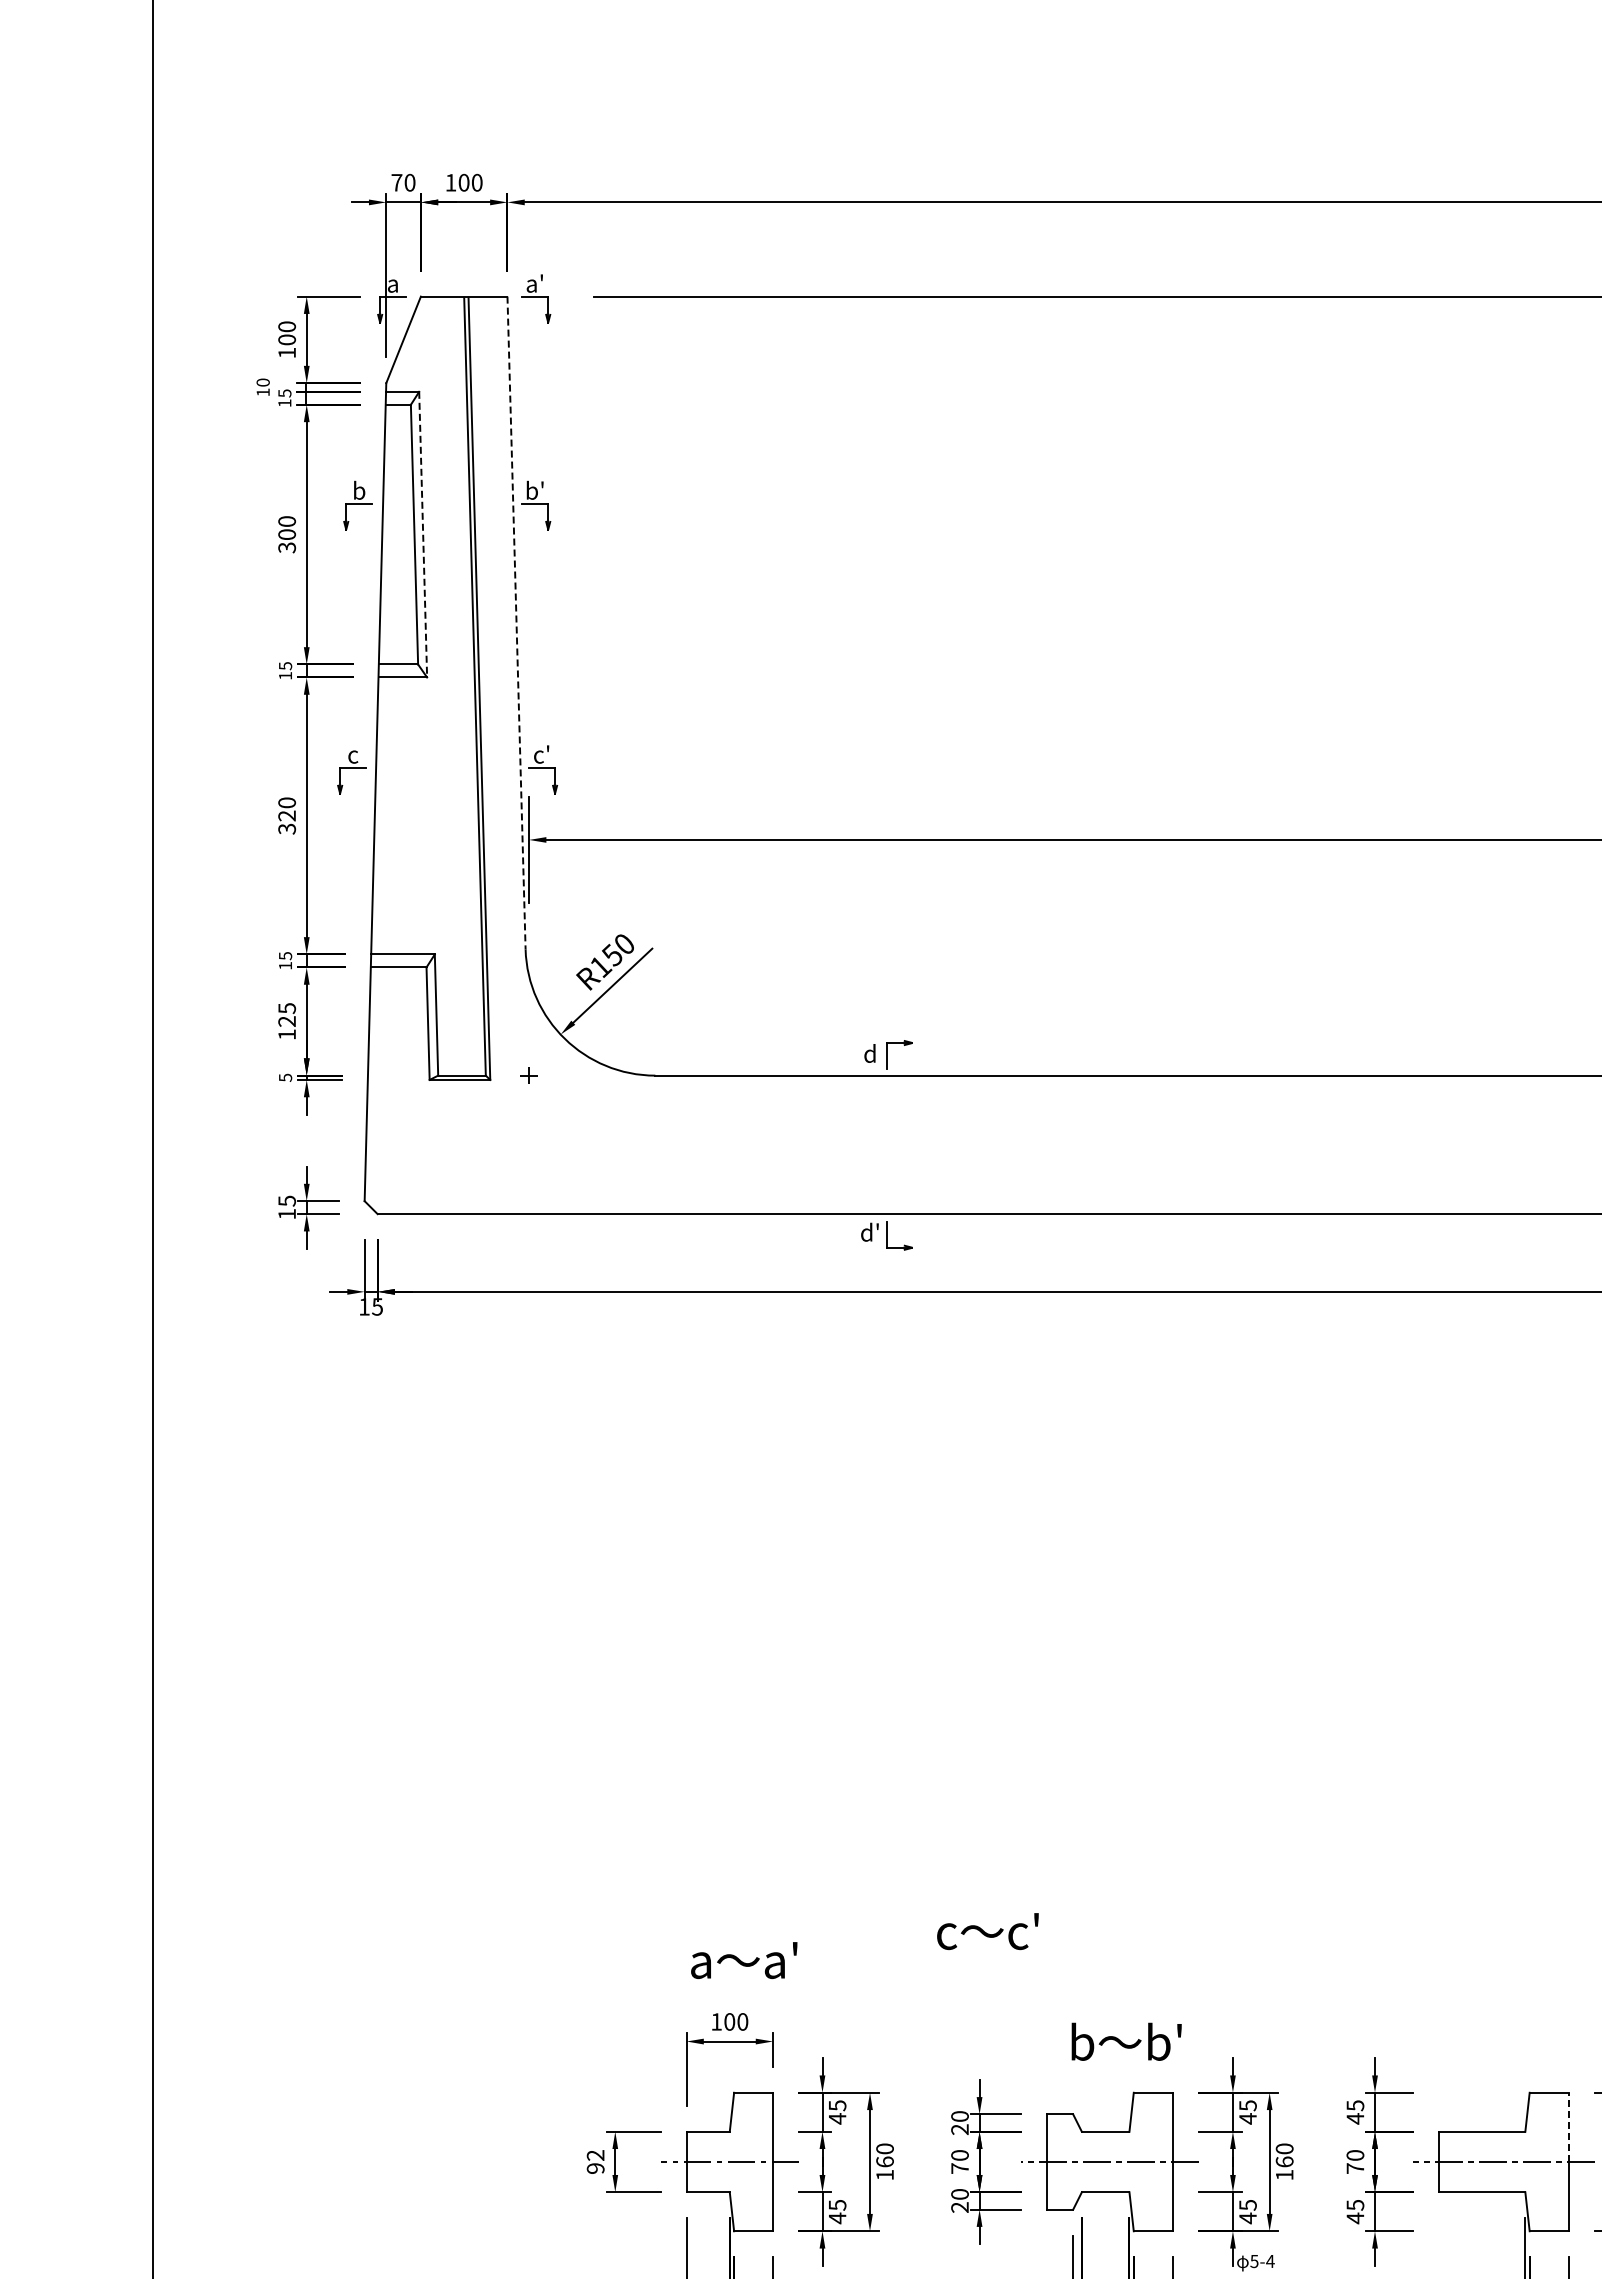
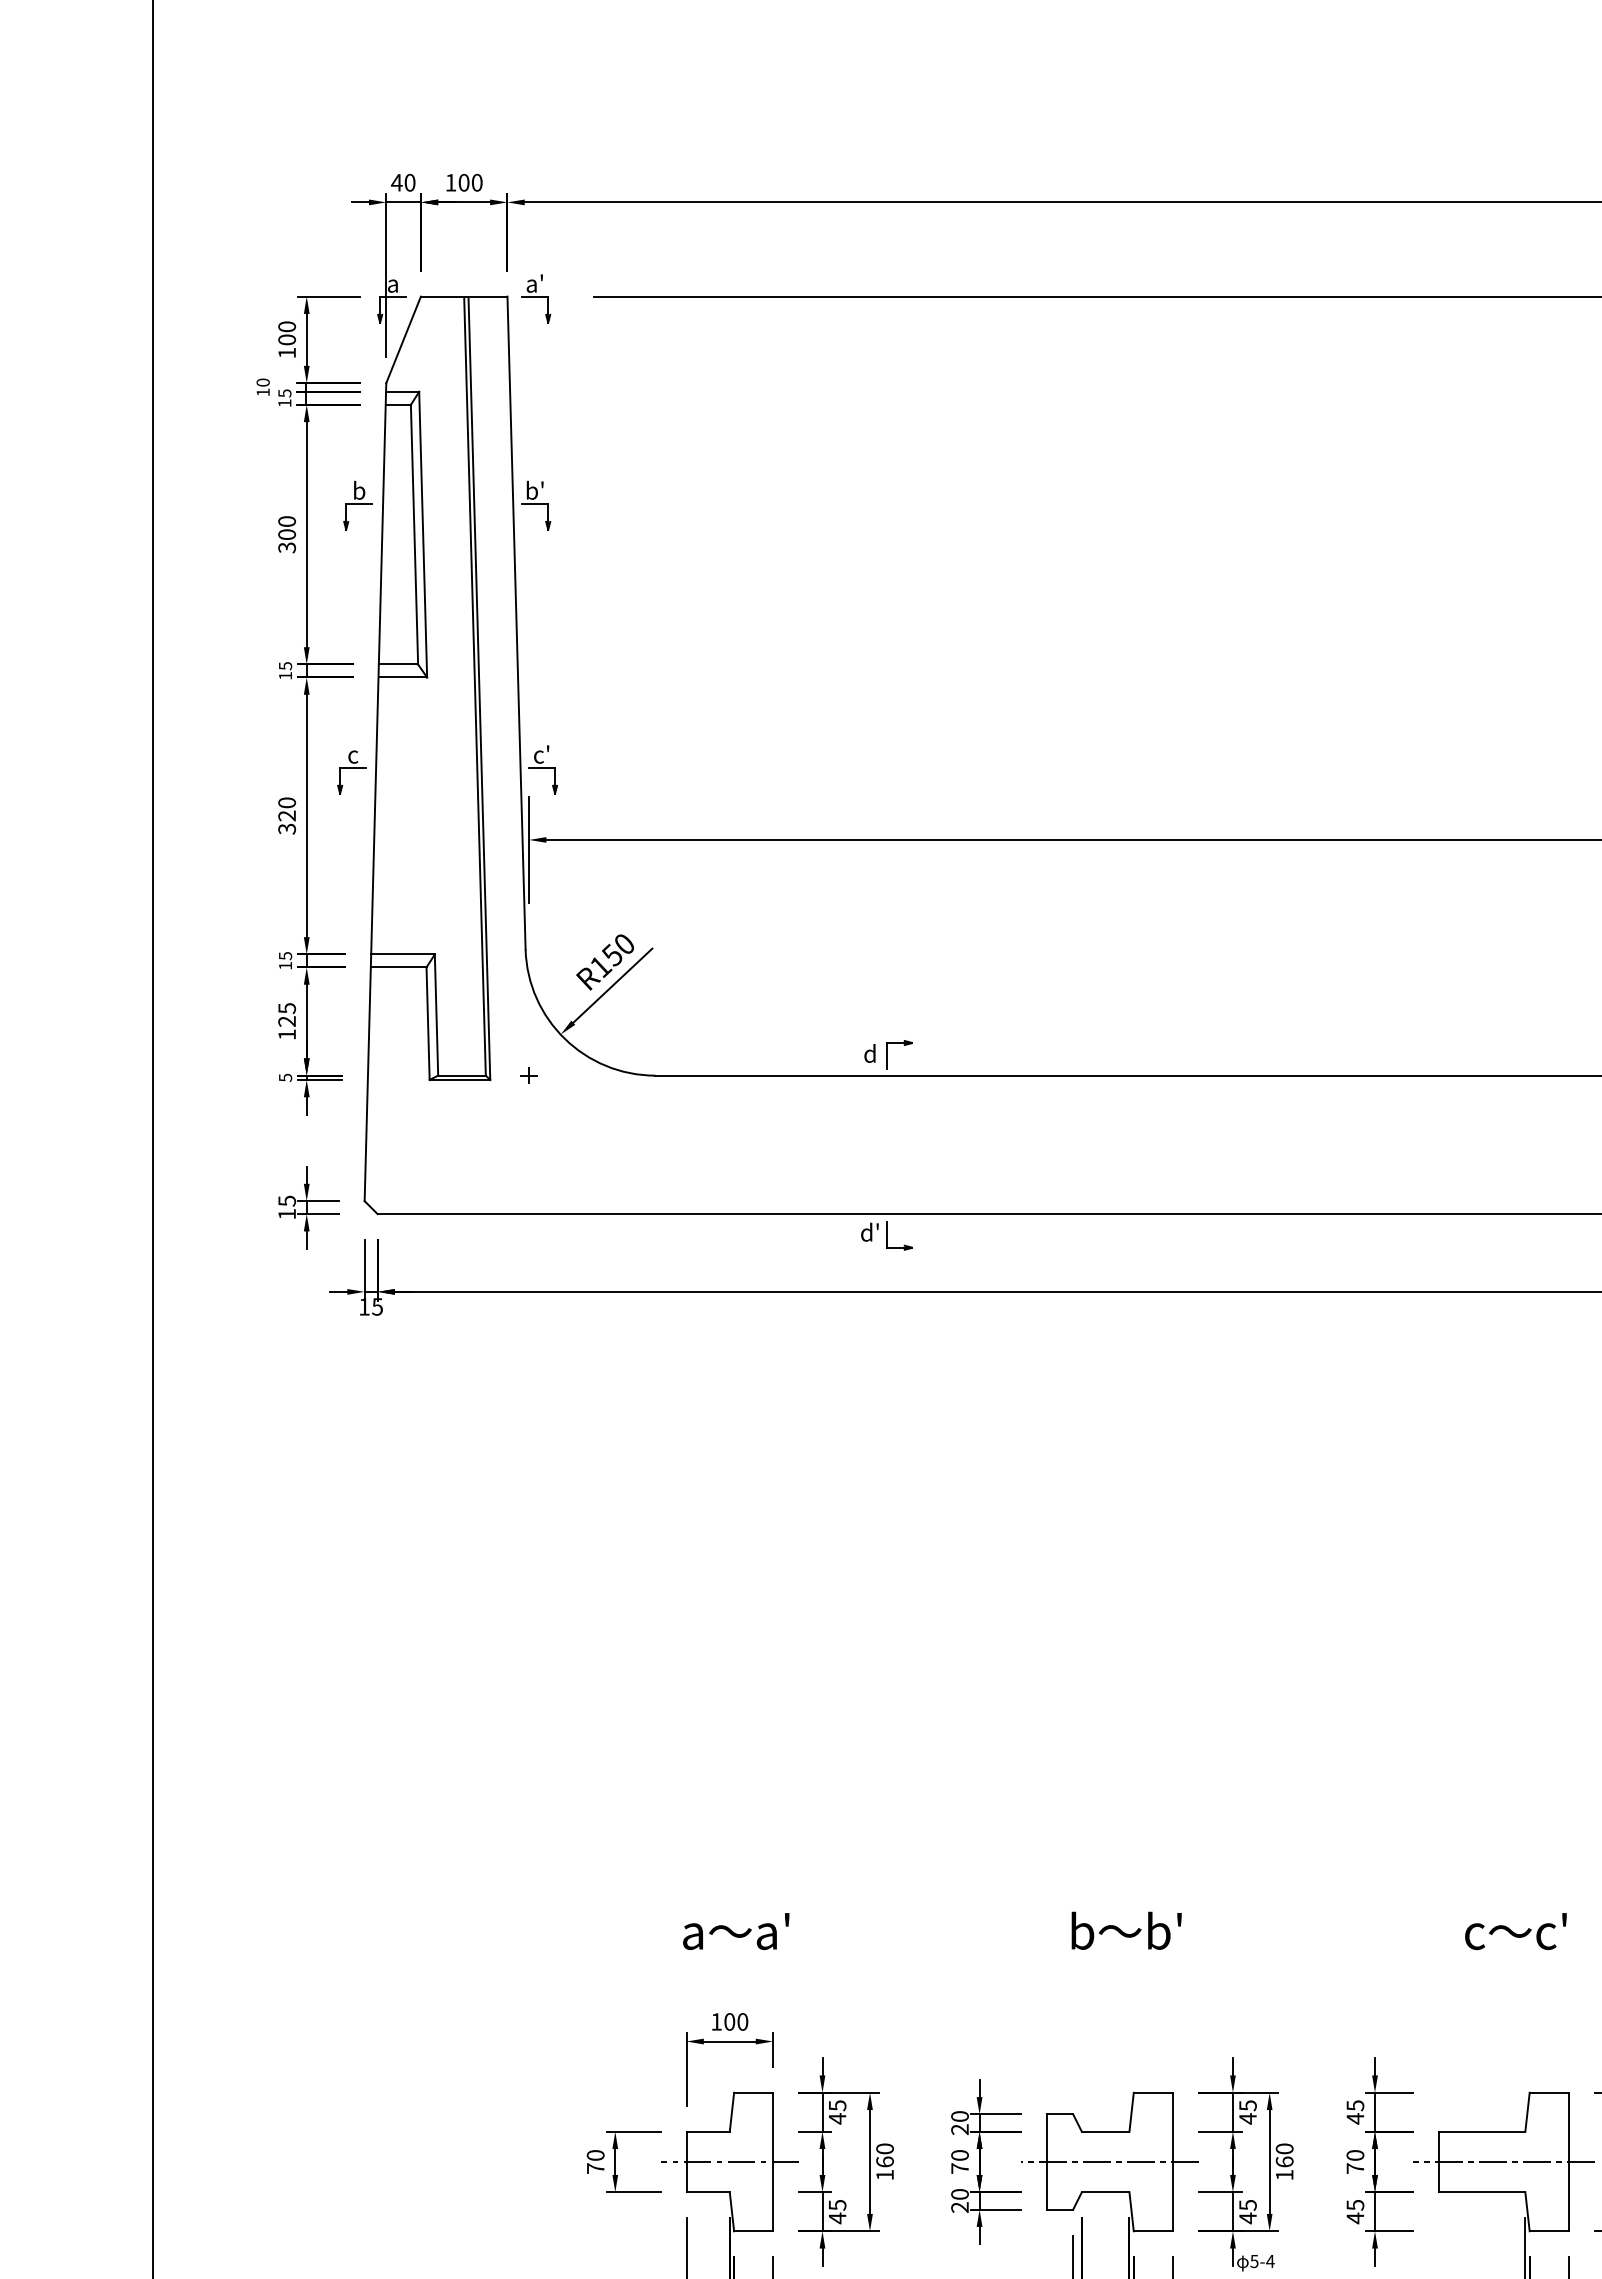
text: 70 -> 40 (396, 182)
line: dashed -> solid (423, 534)
line: dashed -> solid (516, 623)
text position: (987, 1931) -> (1515, 1931) (1515, 1931)
text position: (744, 1960) -> (736, 1931) (736, 1931)
text position: (1126, 2041) -> (1126, 1930) (1126, 1930)
line: dashed -> solid (1568, 2127)
text: 92 -> 70 (595, 2161)
